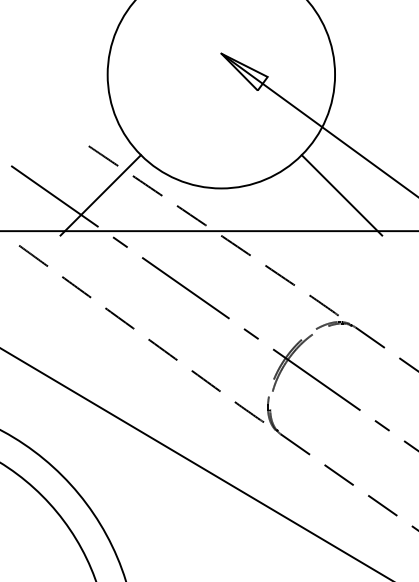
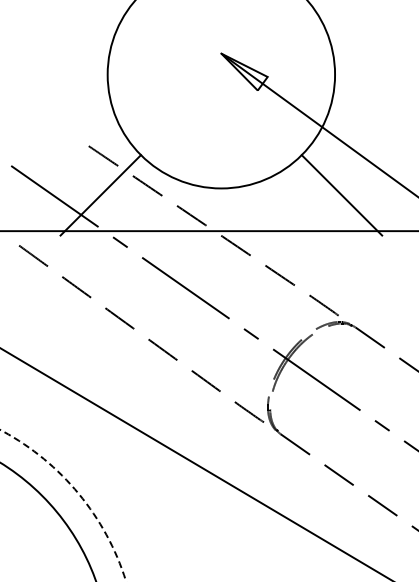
circle: solid -> dashed (63, 505)
